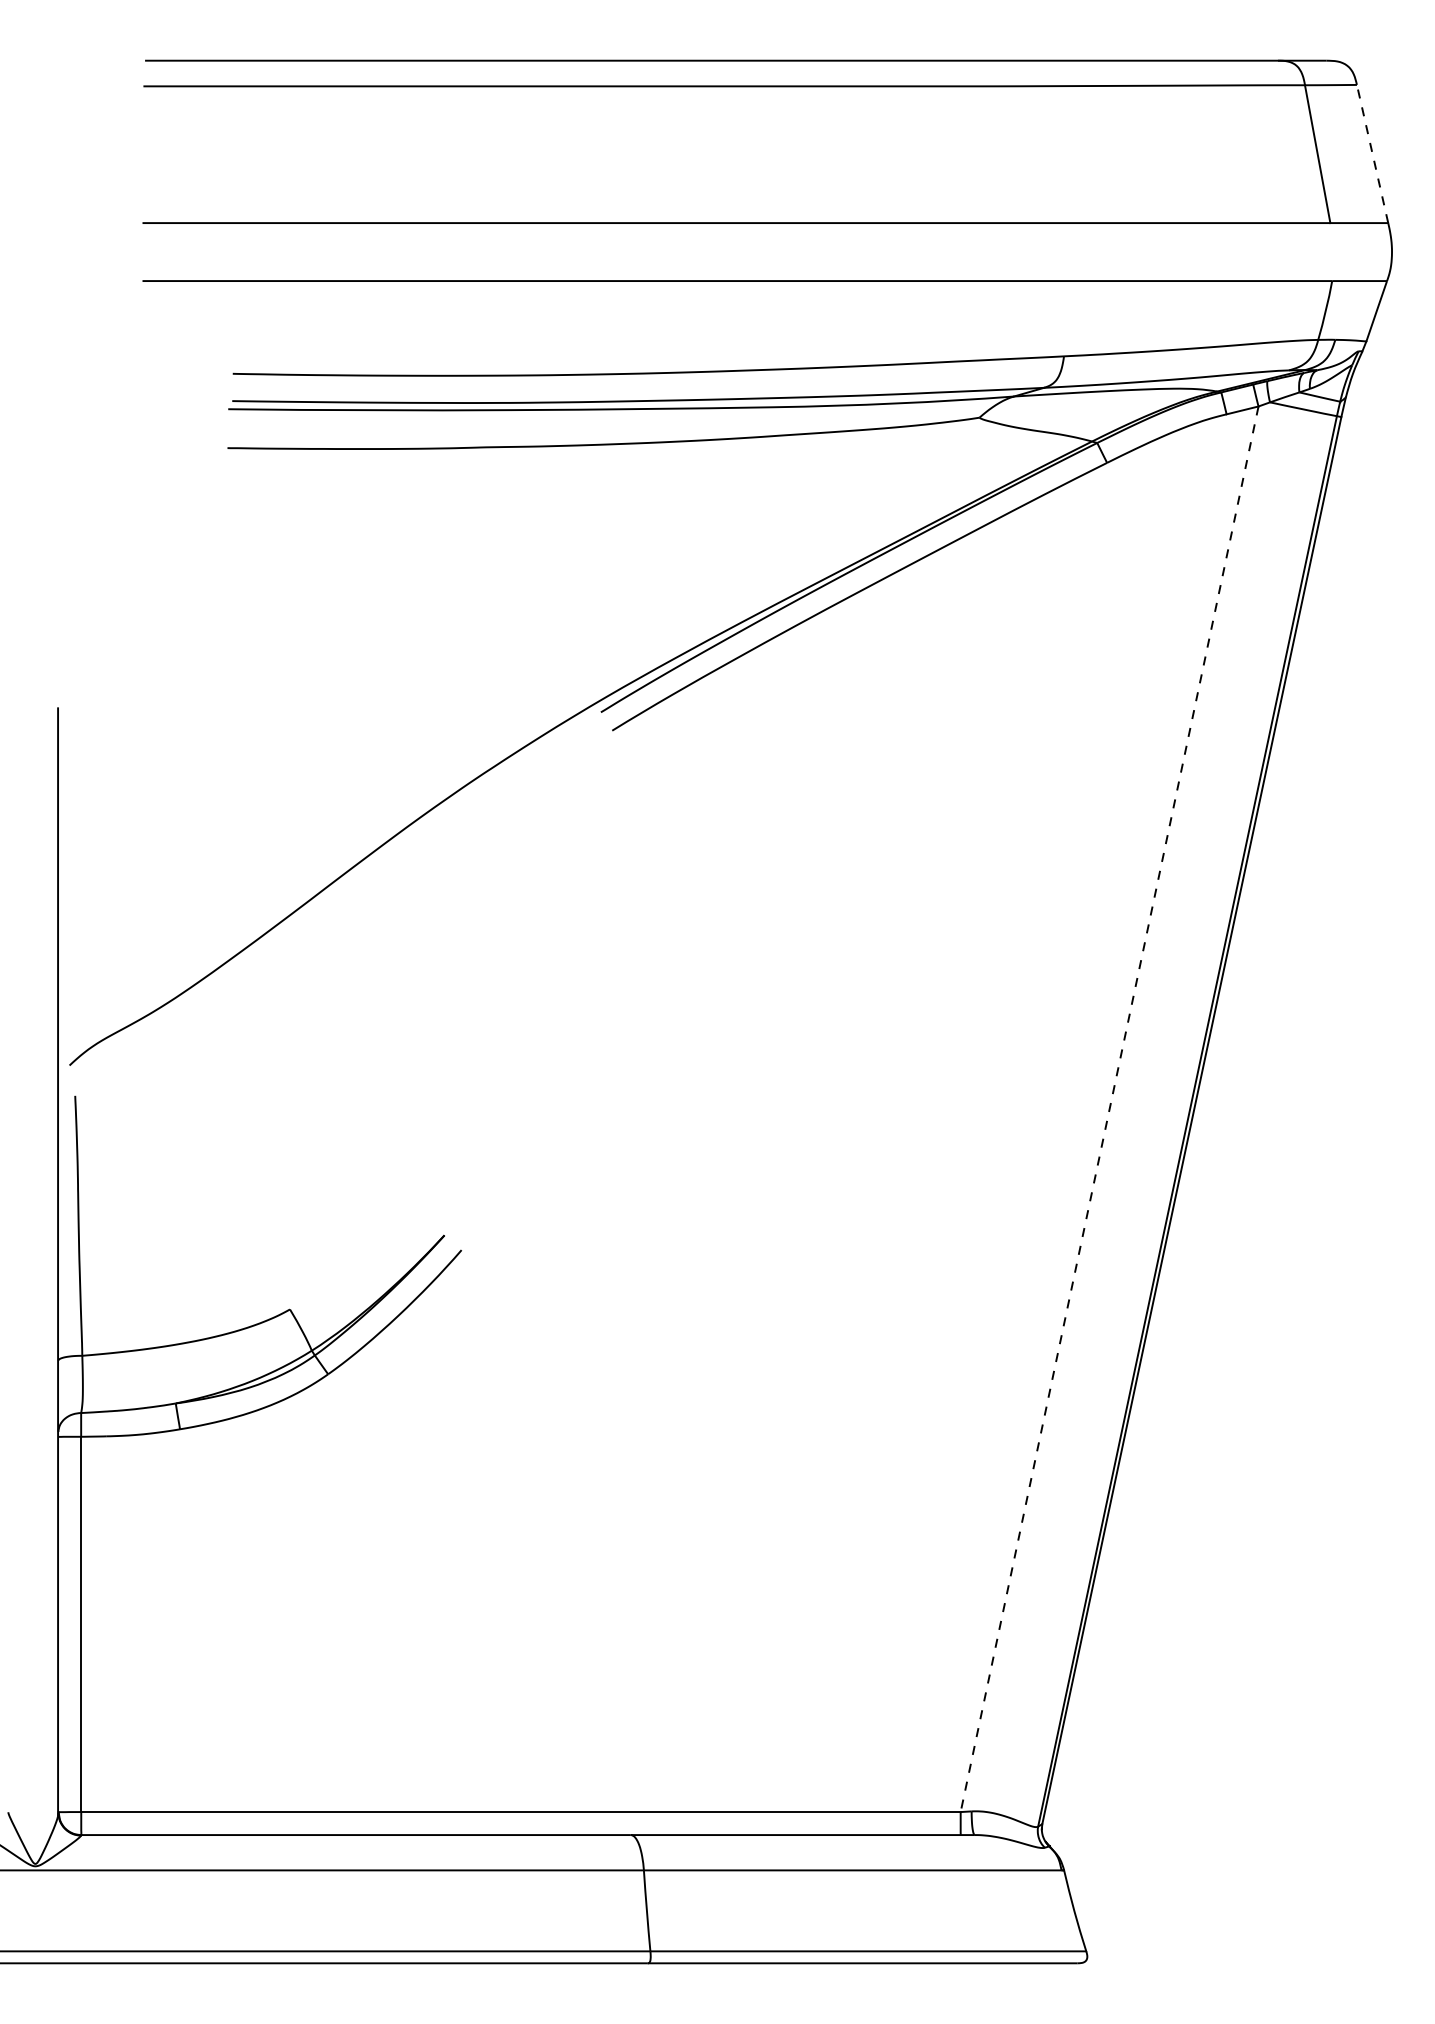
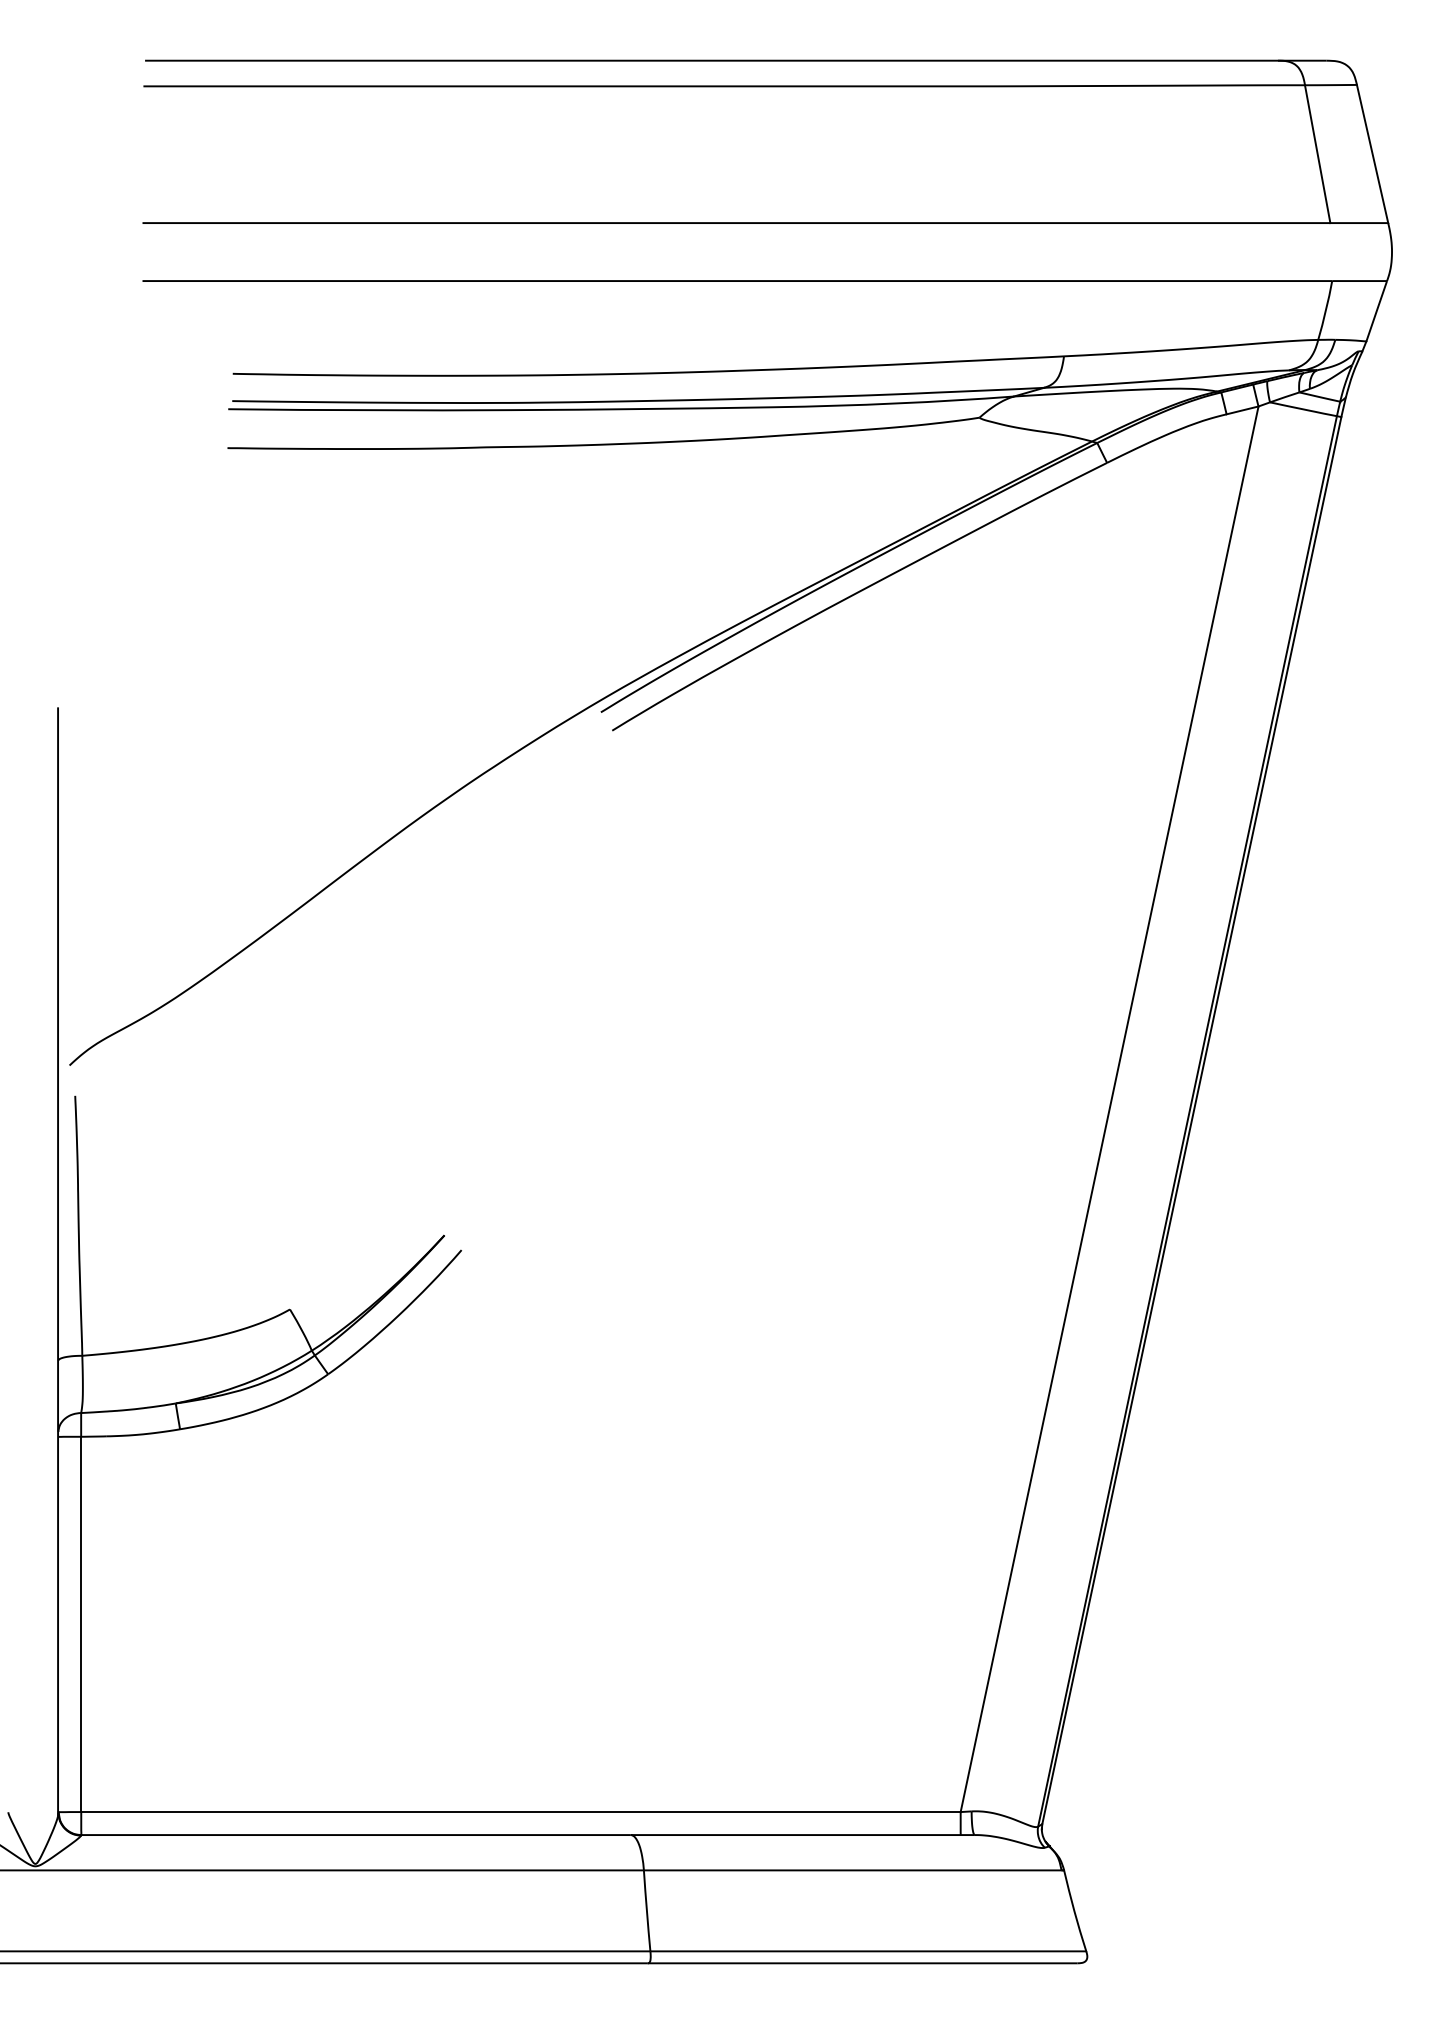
line: dashed -> solid (1372, 154)
line: dashed -> solid (1109, 1109)
